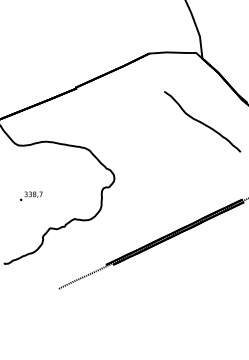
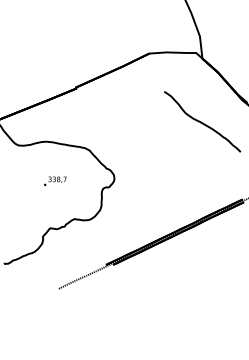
text position: (31, 195) -> (55, 180) (55, 180)
